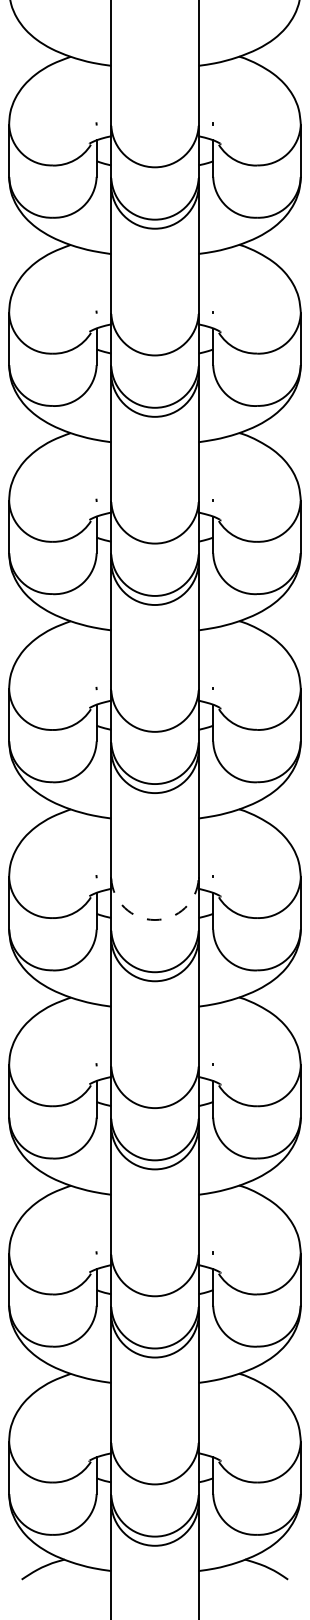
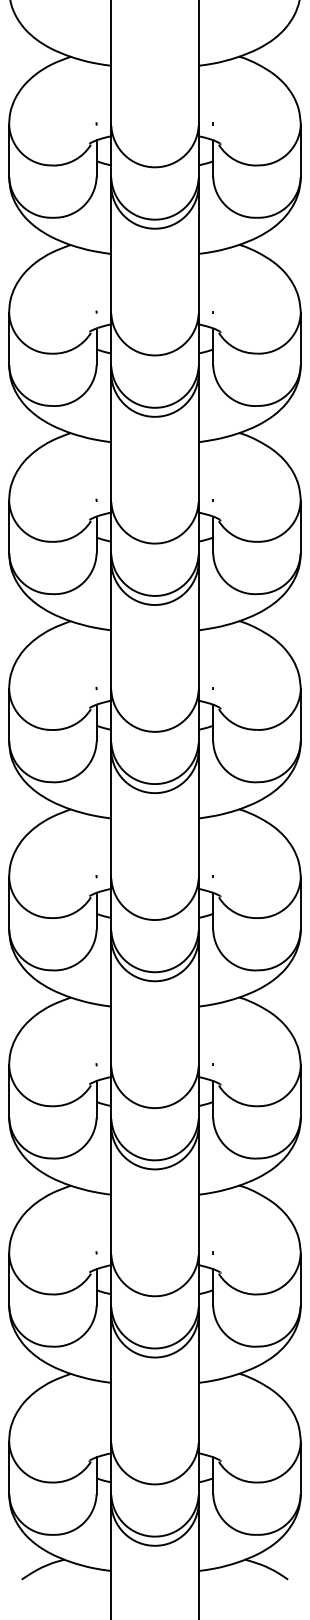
arc: dashed -> solid (155, 920)
